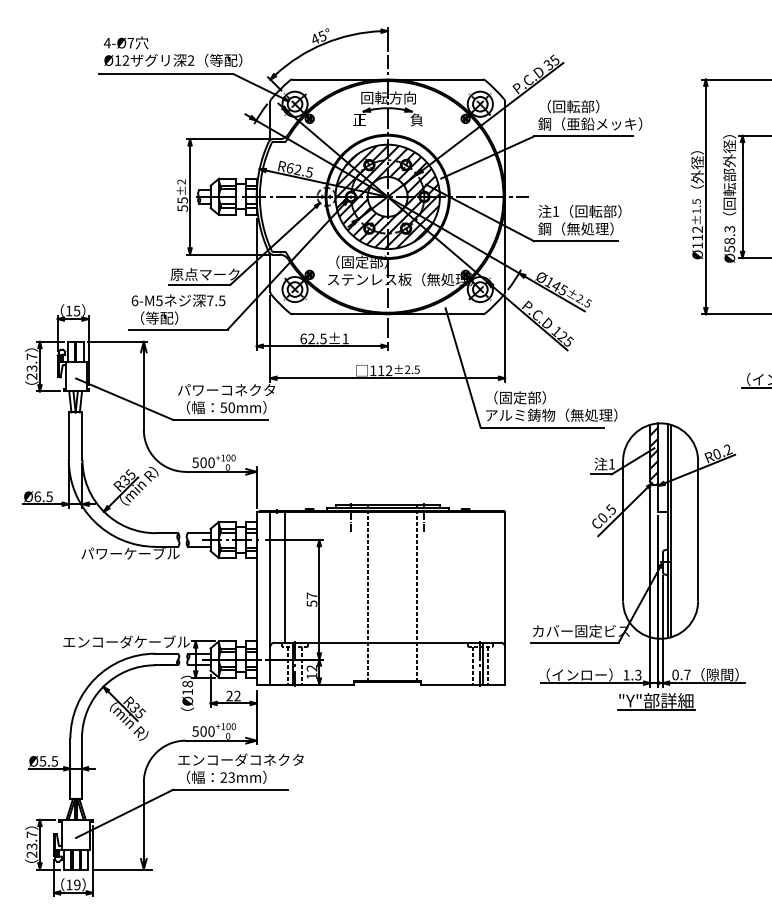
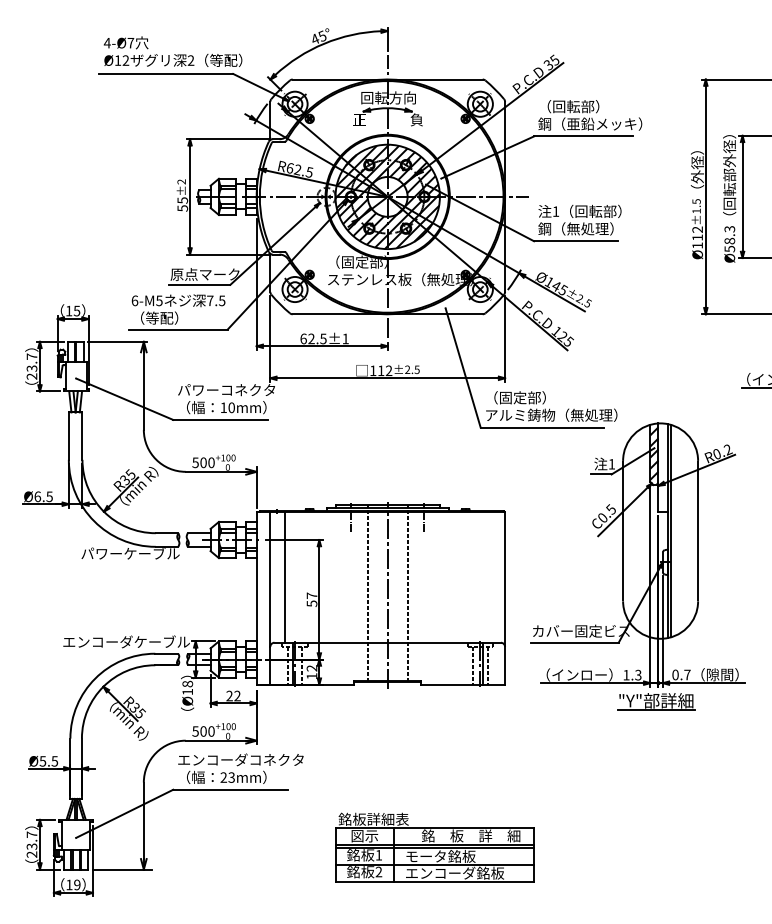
text: 50mm -> 10mm (223, 407)
line position: (416, 592) -> (407, 592) (407, 592)
line: none -> present (387, 595)
part: none -> present (434, 847)
